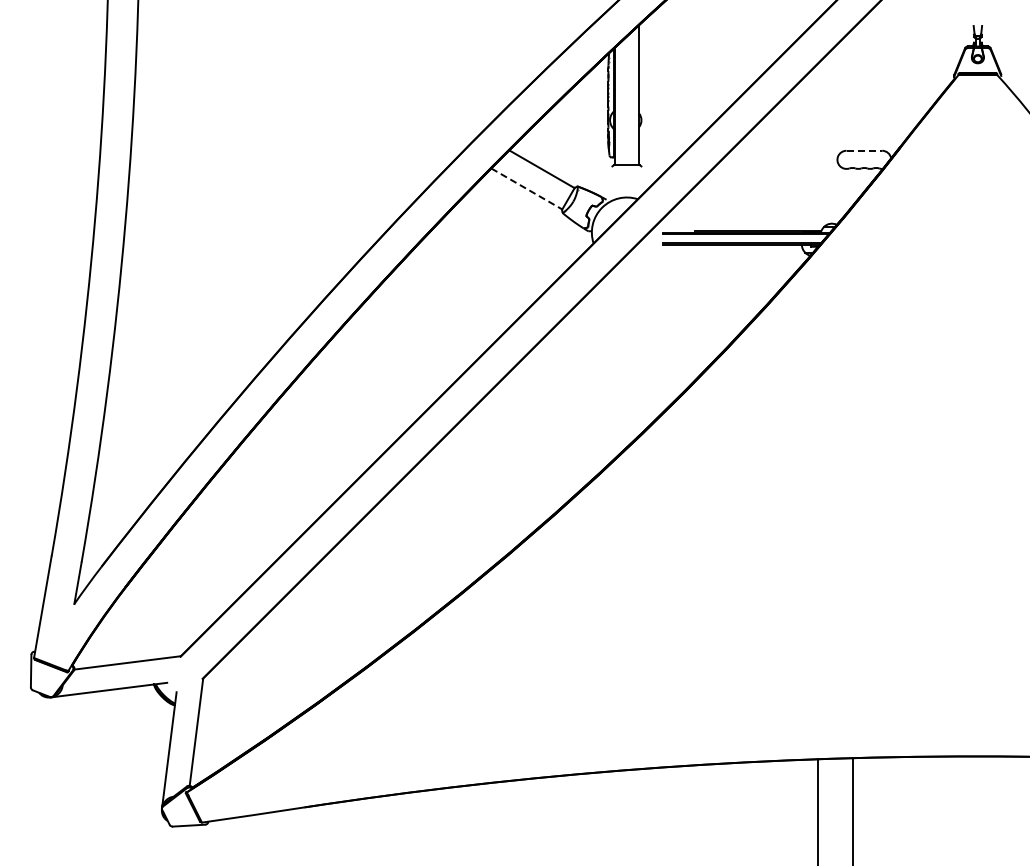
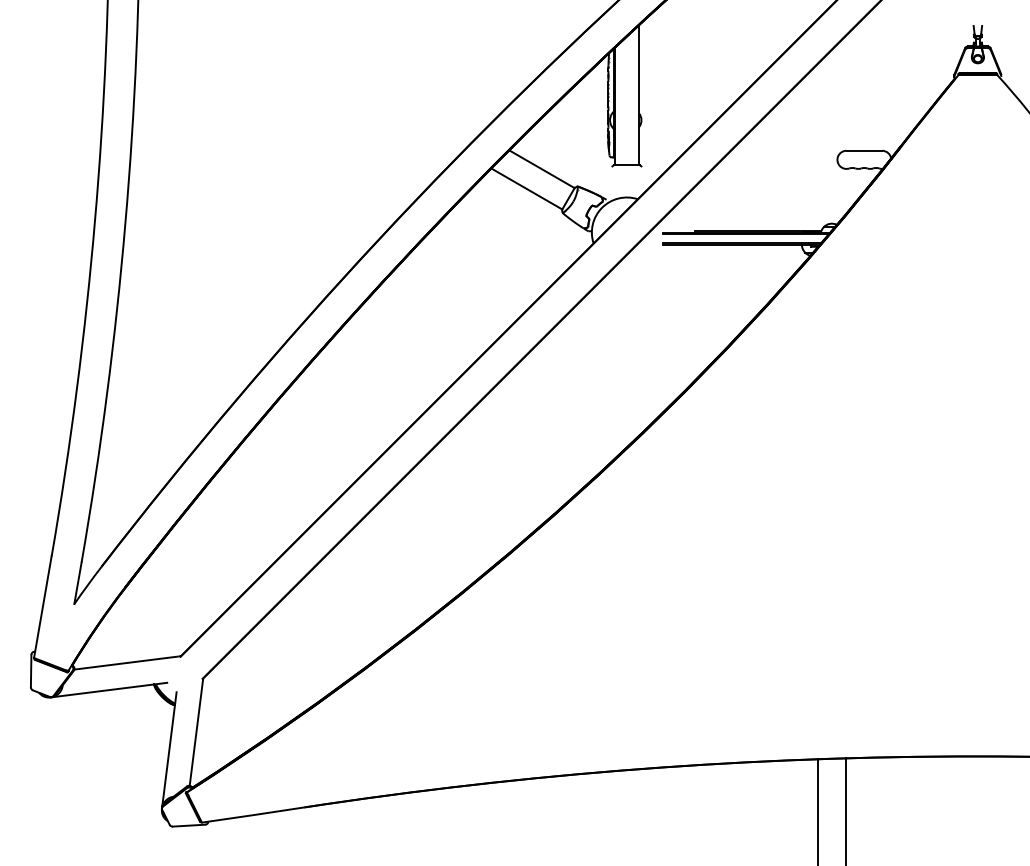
line: dashed -> solid (864, 150)
line: dashed -> solid (526, 188)
line position: (852, 810) -> (845, 810) (845, 810)
